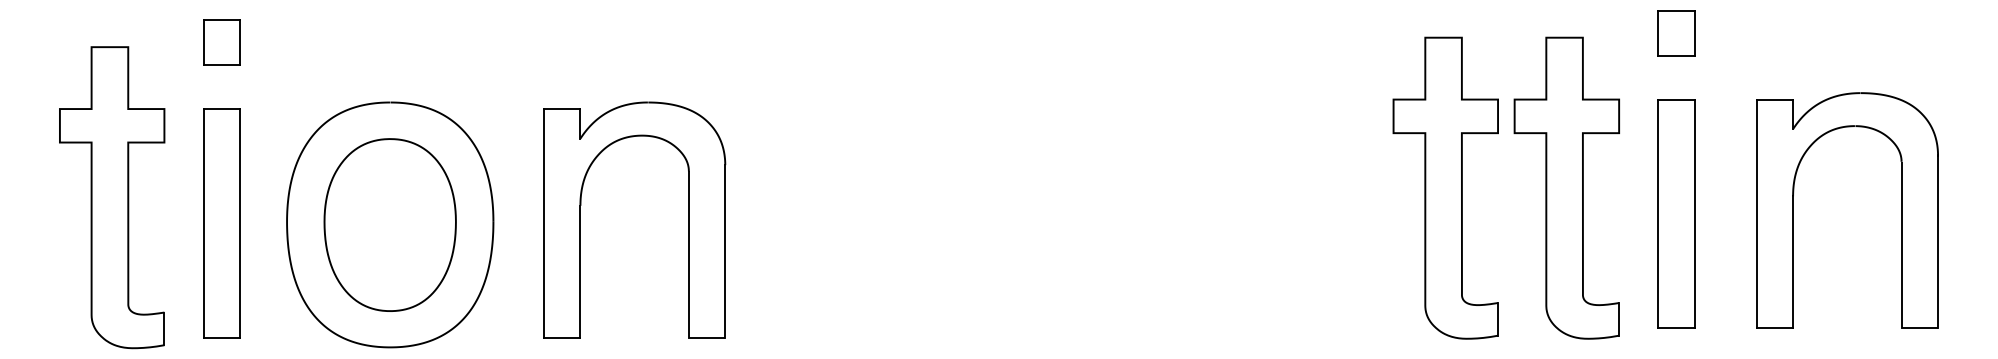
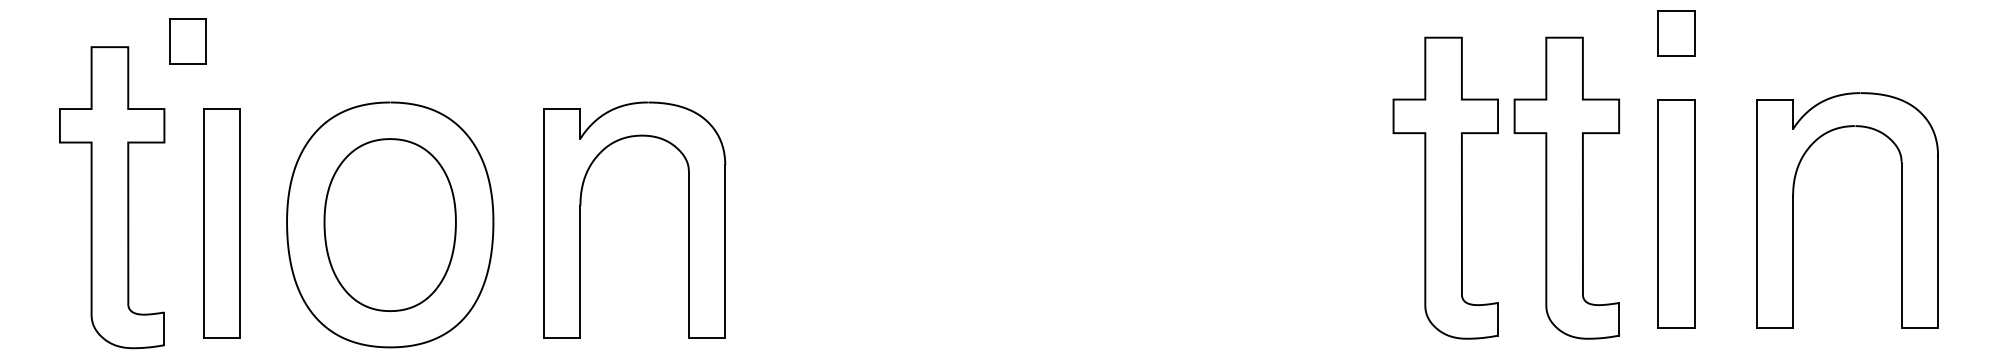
part position: (221, 42) -> (187, 41) (187, 41)
